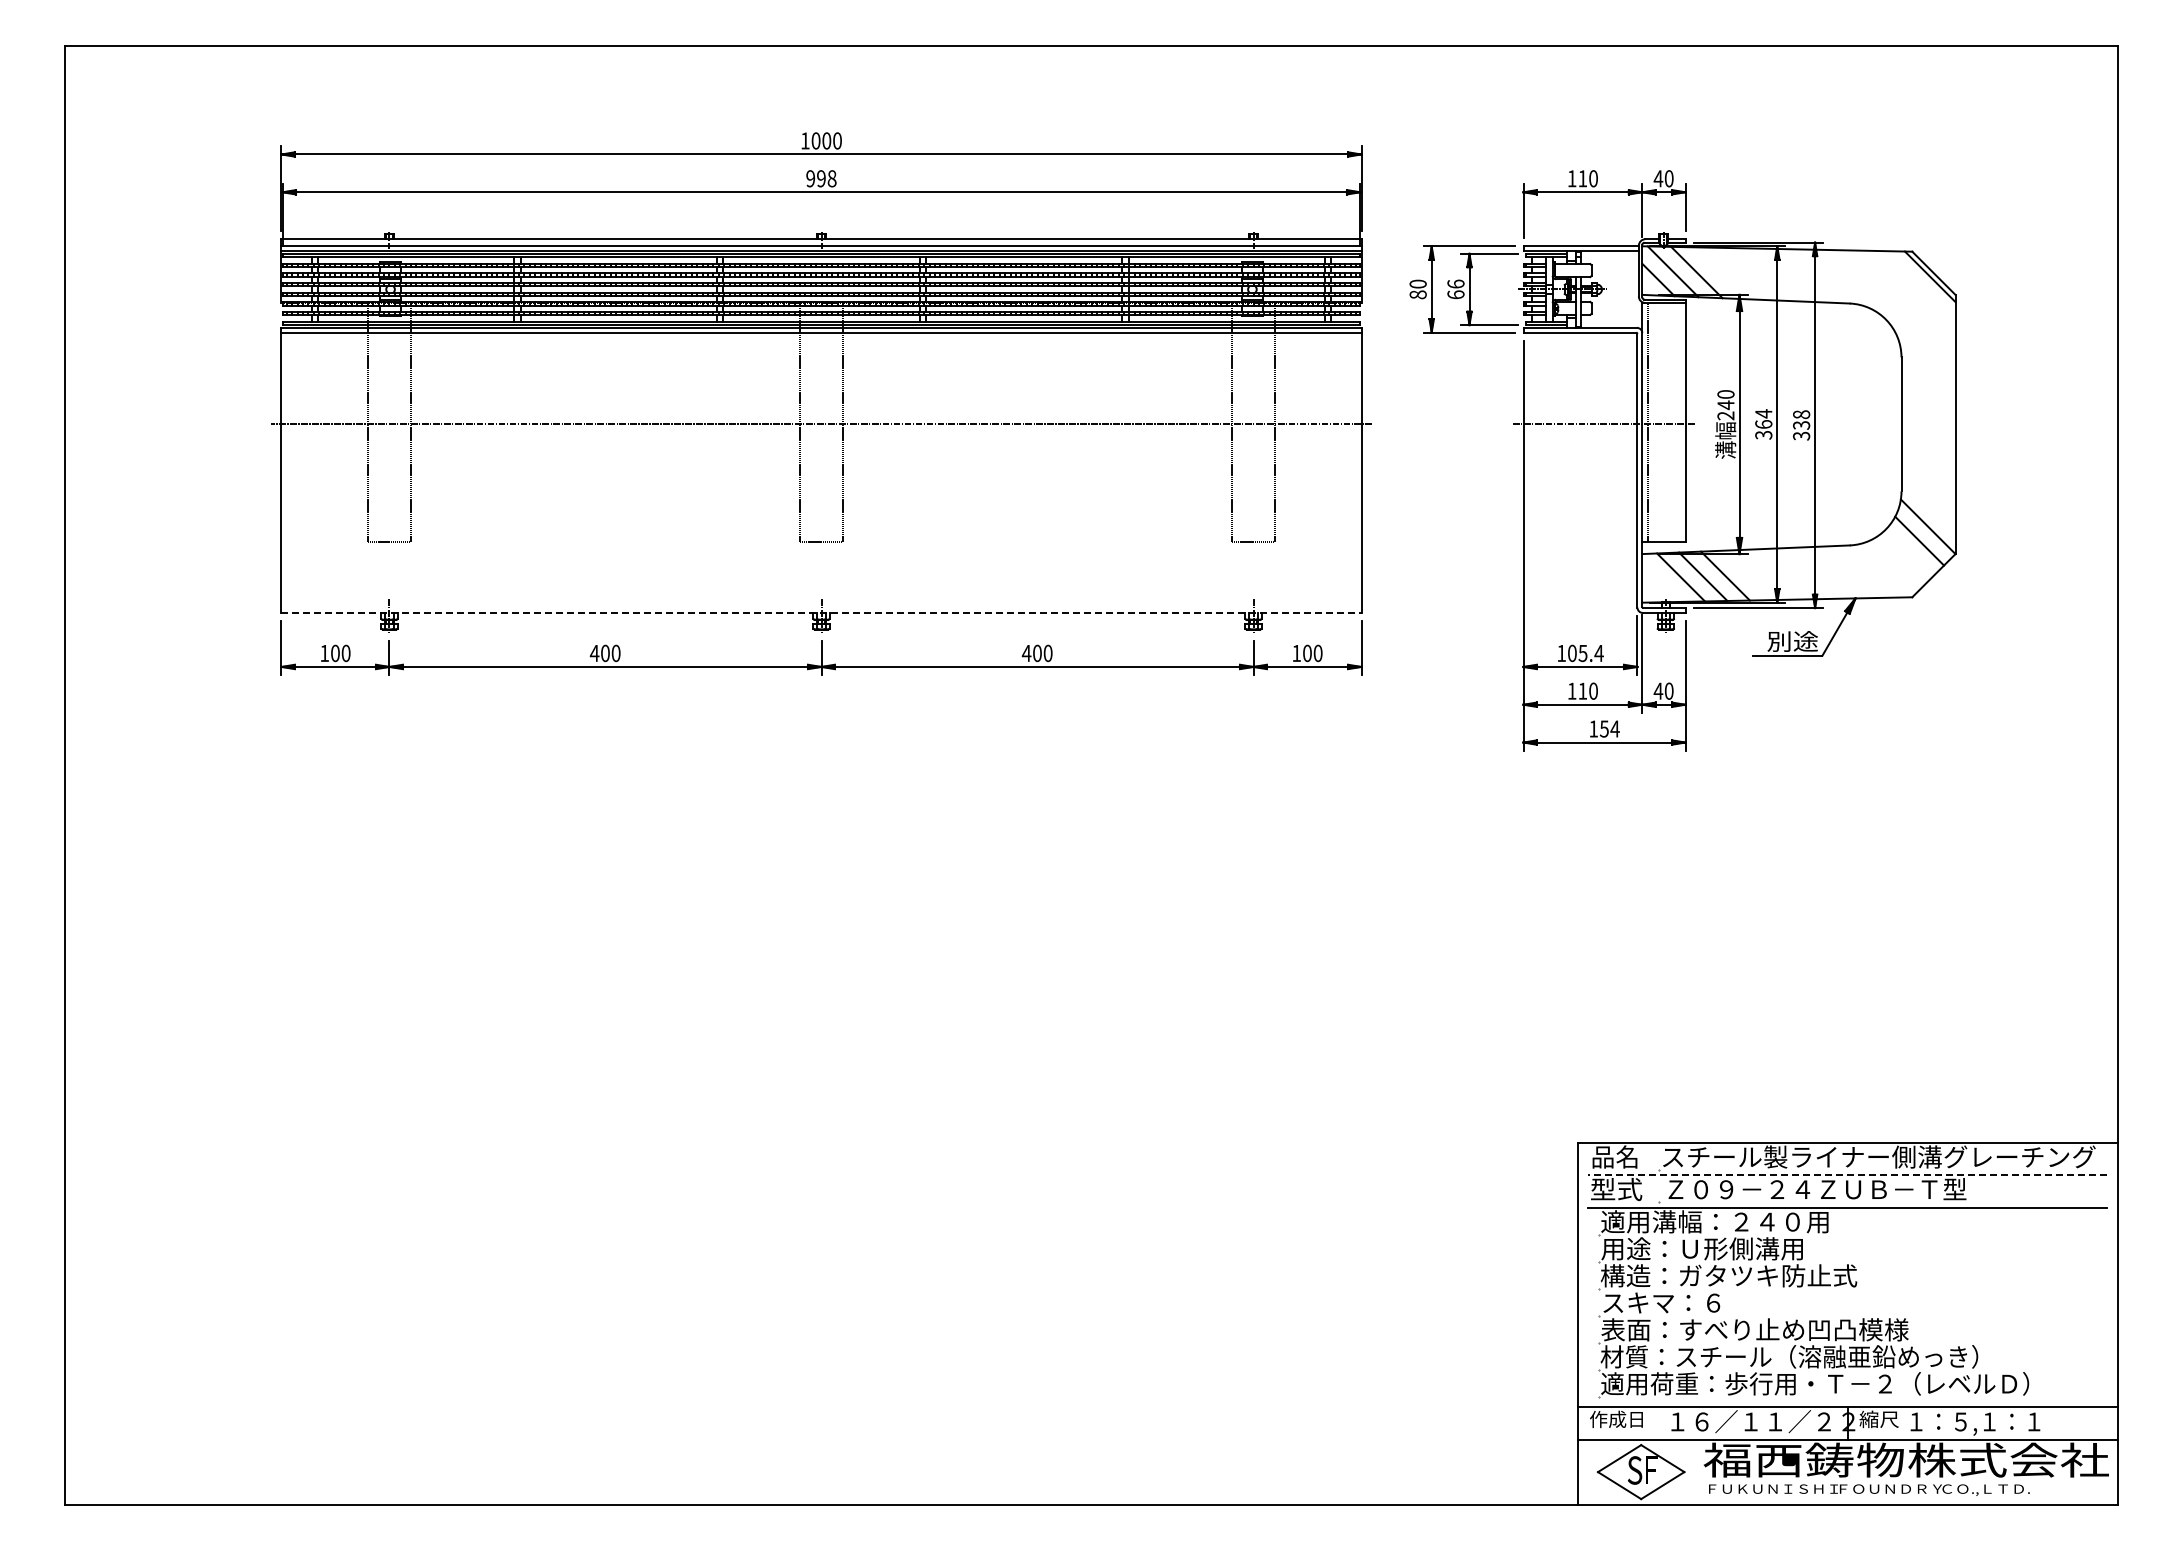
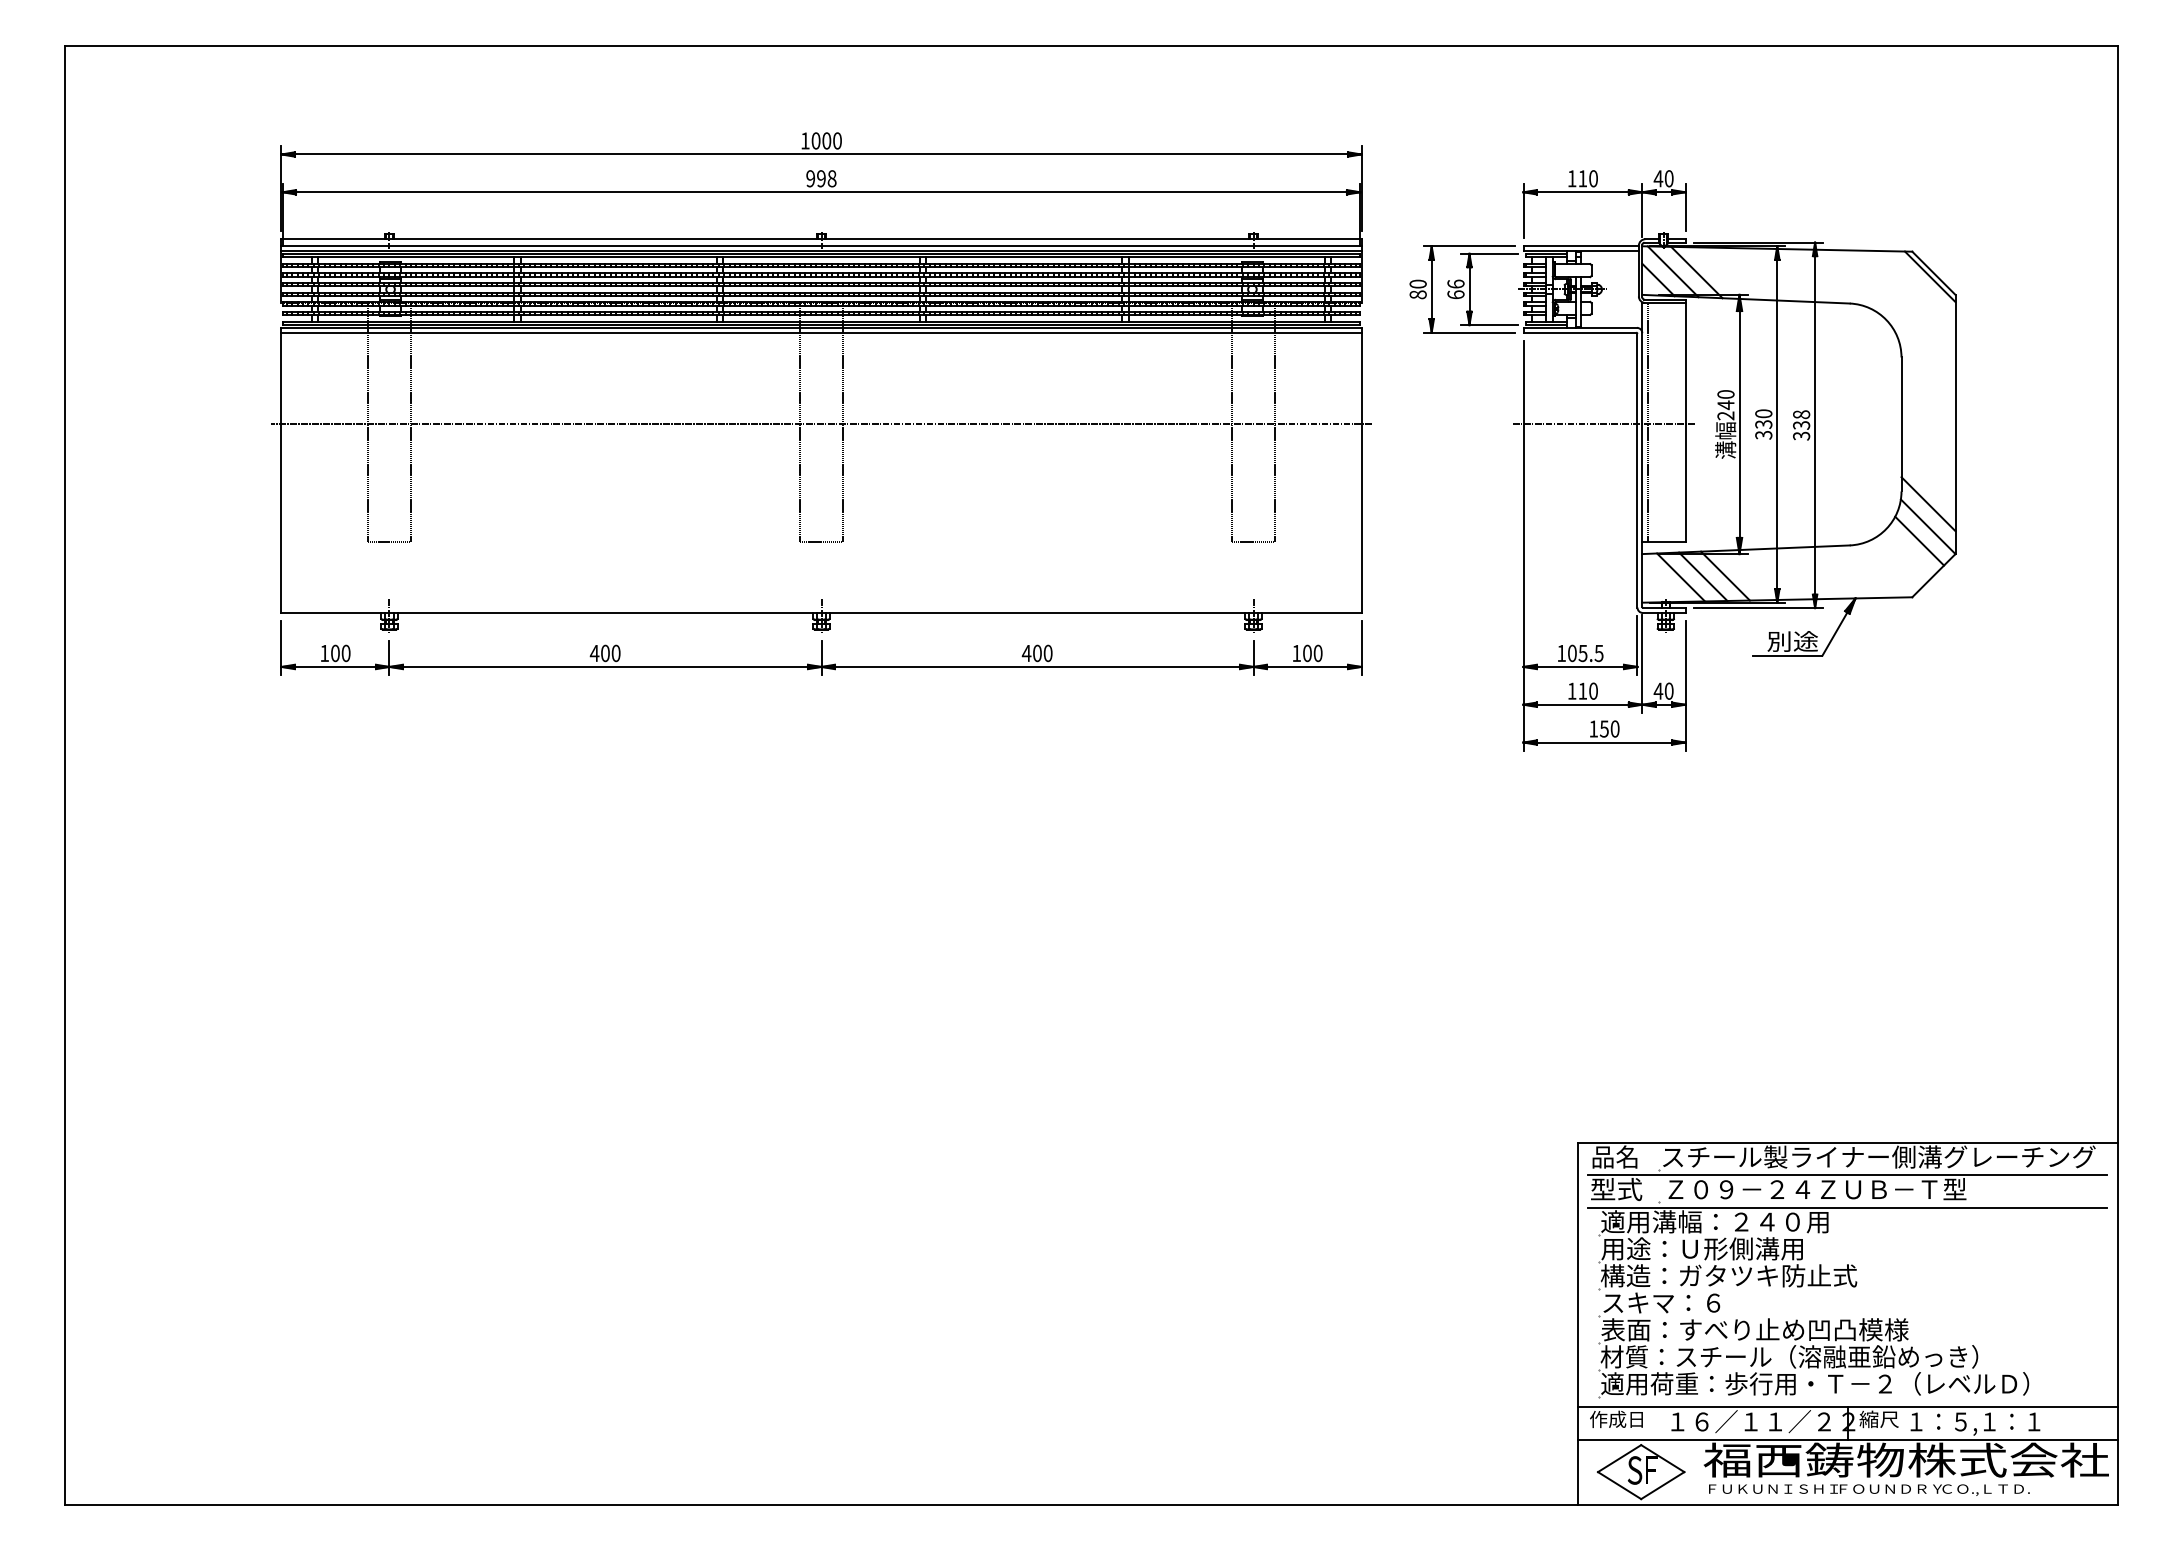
text: 364 -> 330 (1763, 418)
line: none -> present (1928, 504)
line: dashed -> solid (821, 612)
text: 105.4 -> 105.5 (1598, 653)
text: 154 -> 150 (1614, 728)
line: dashed -> solid (1847, 1175)
